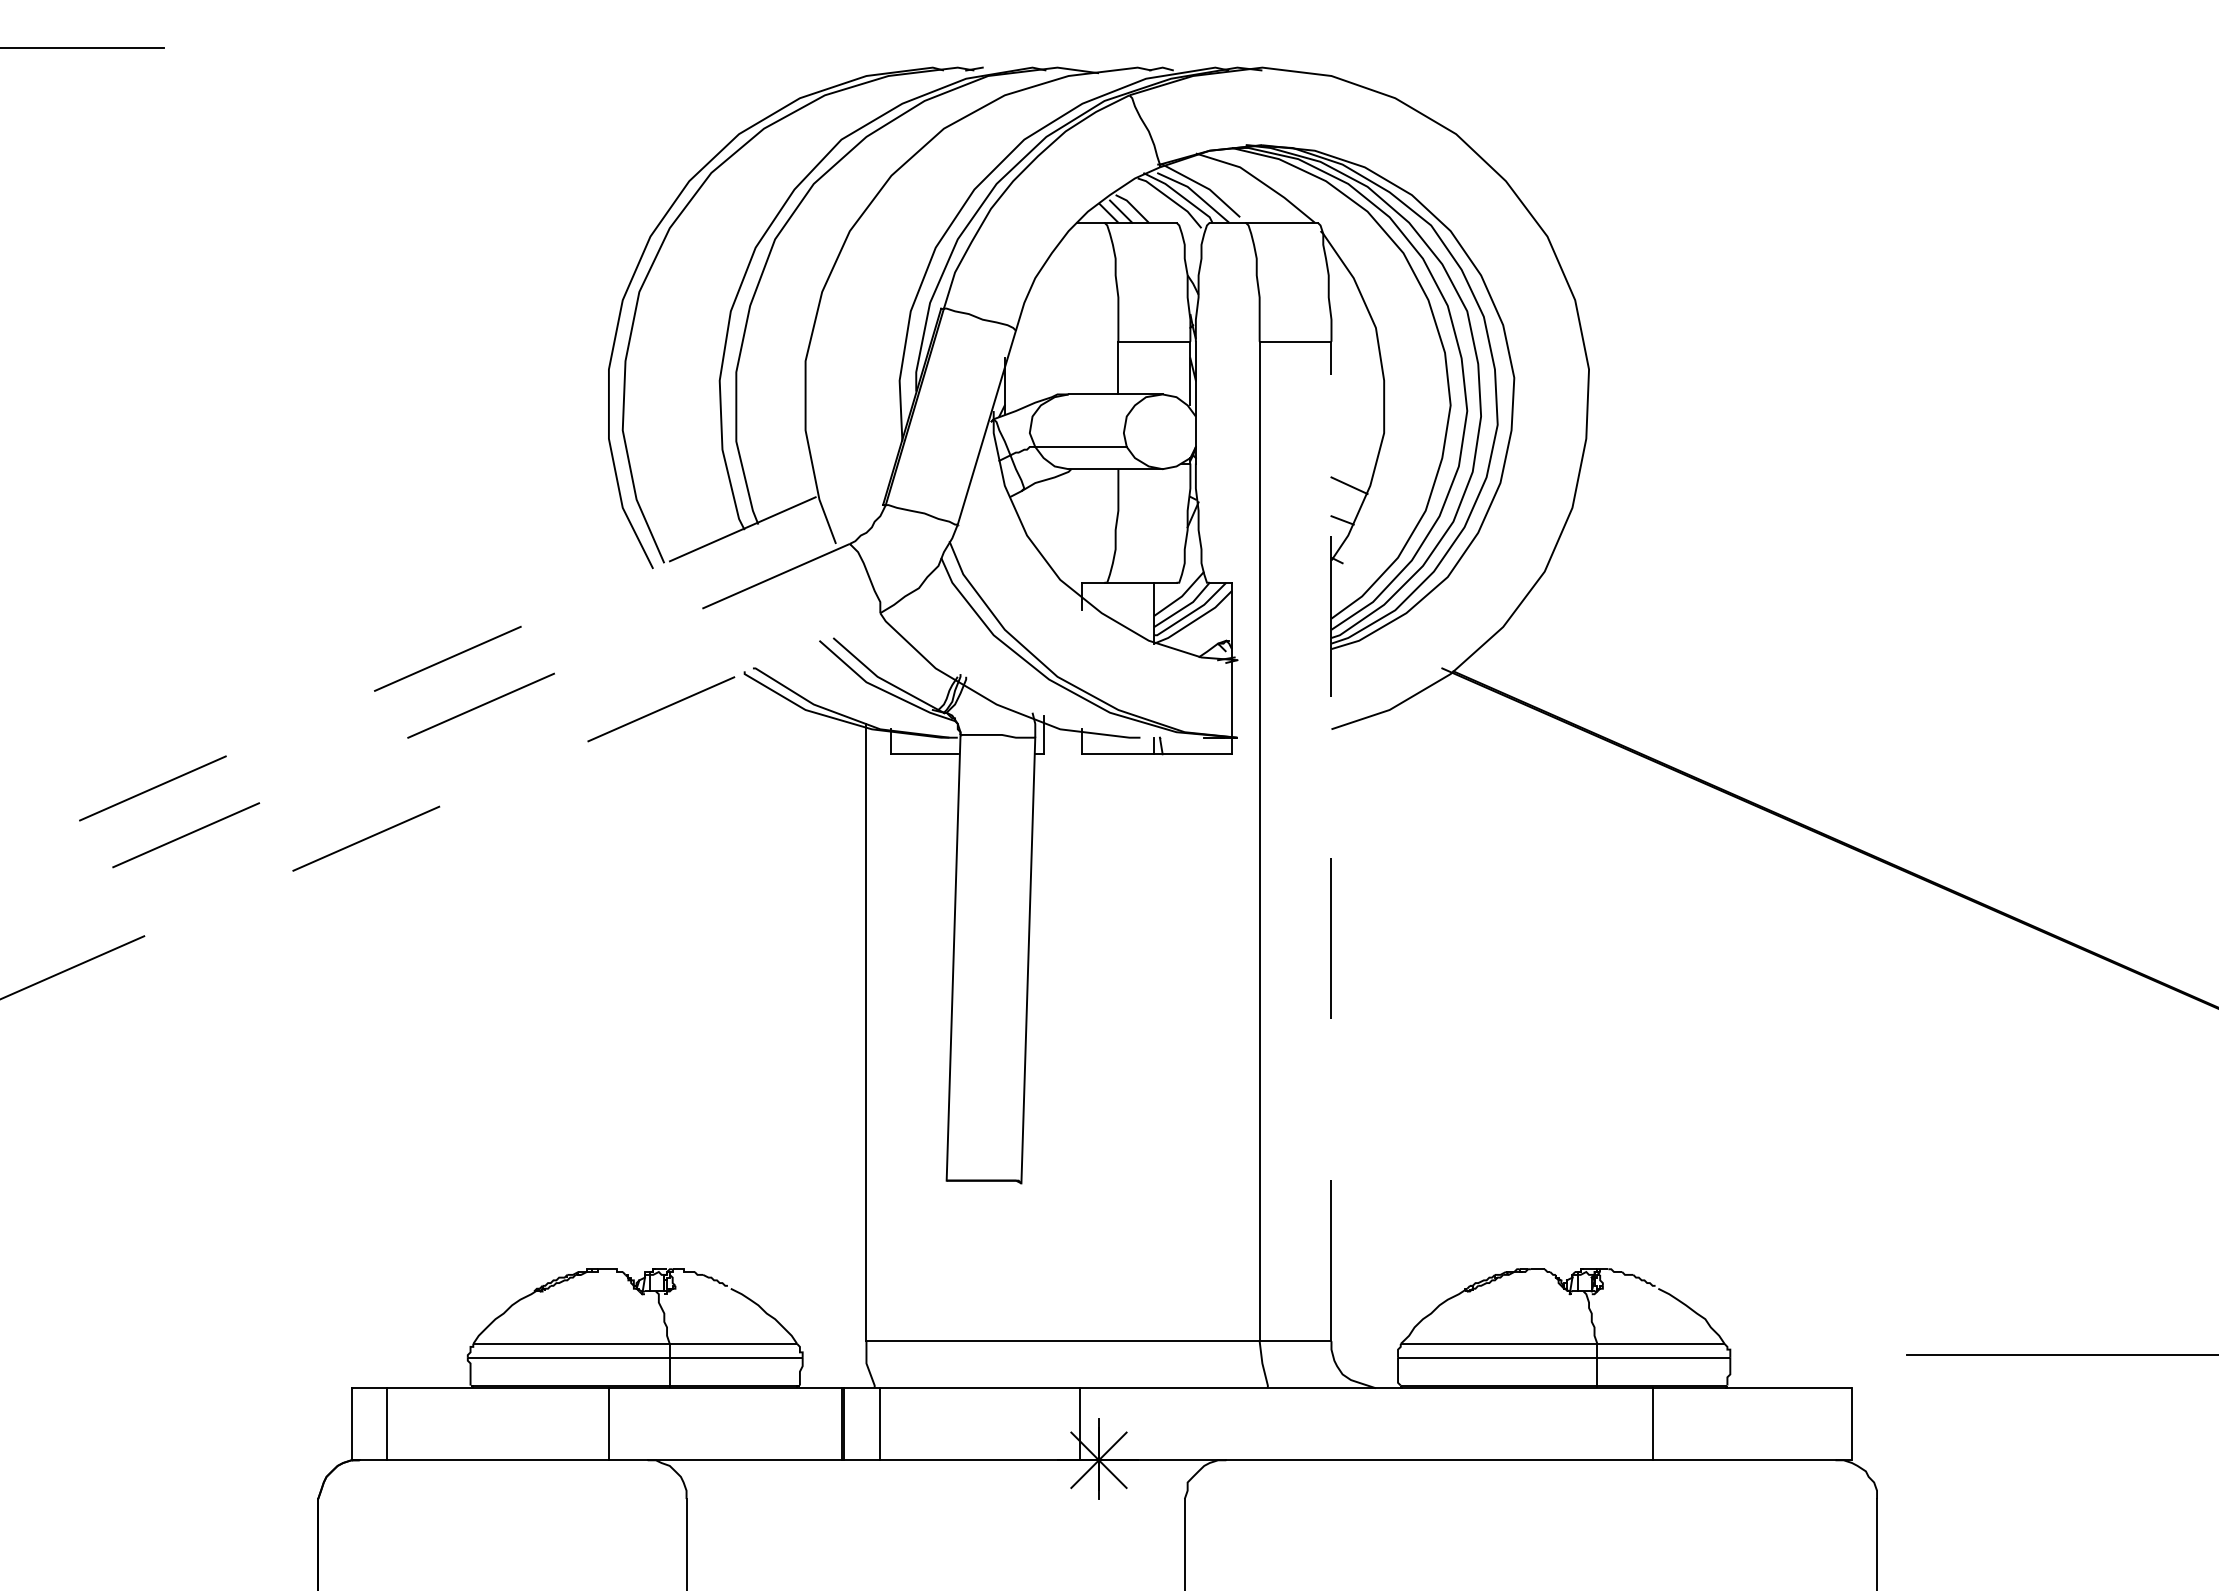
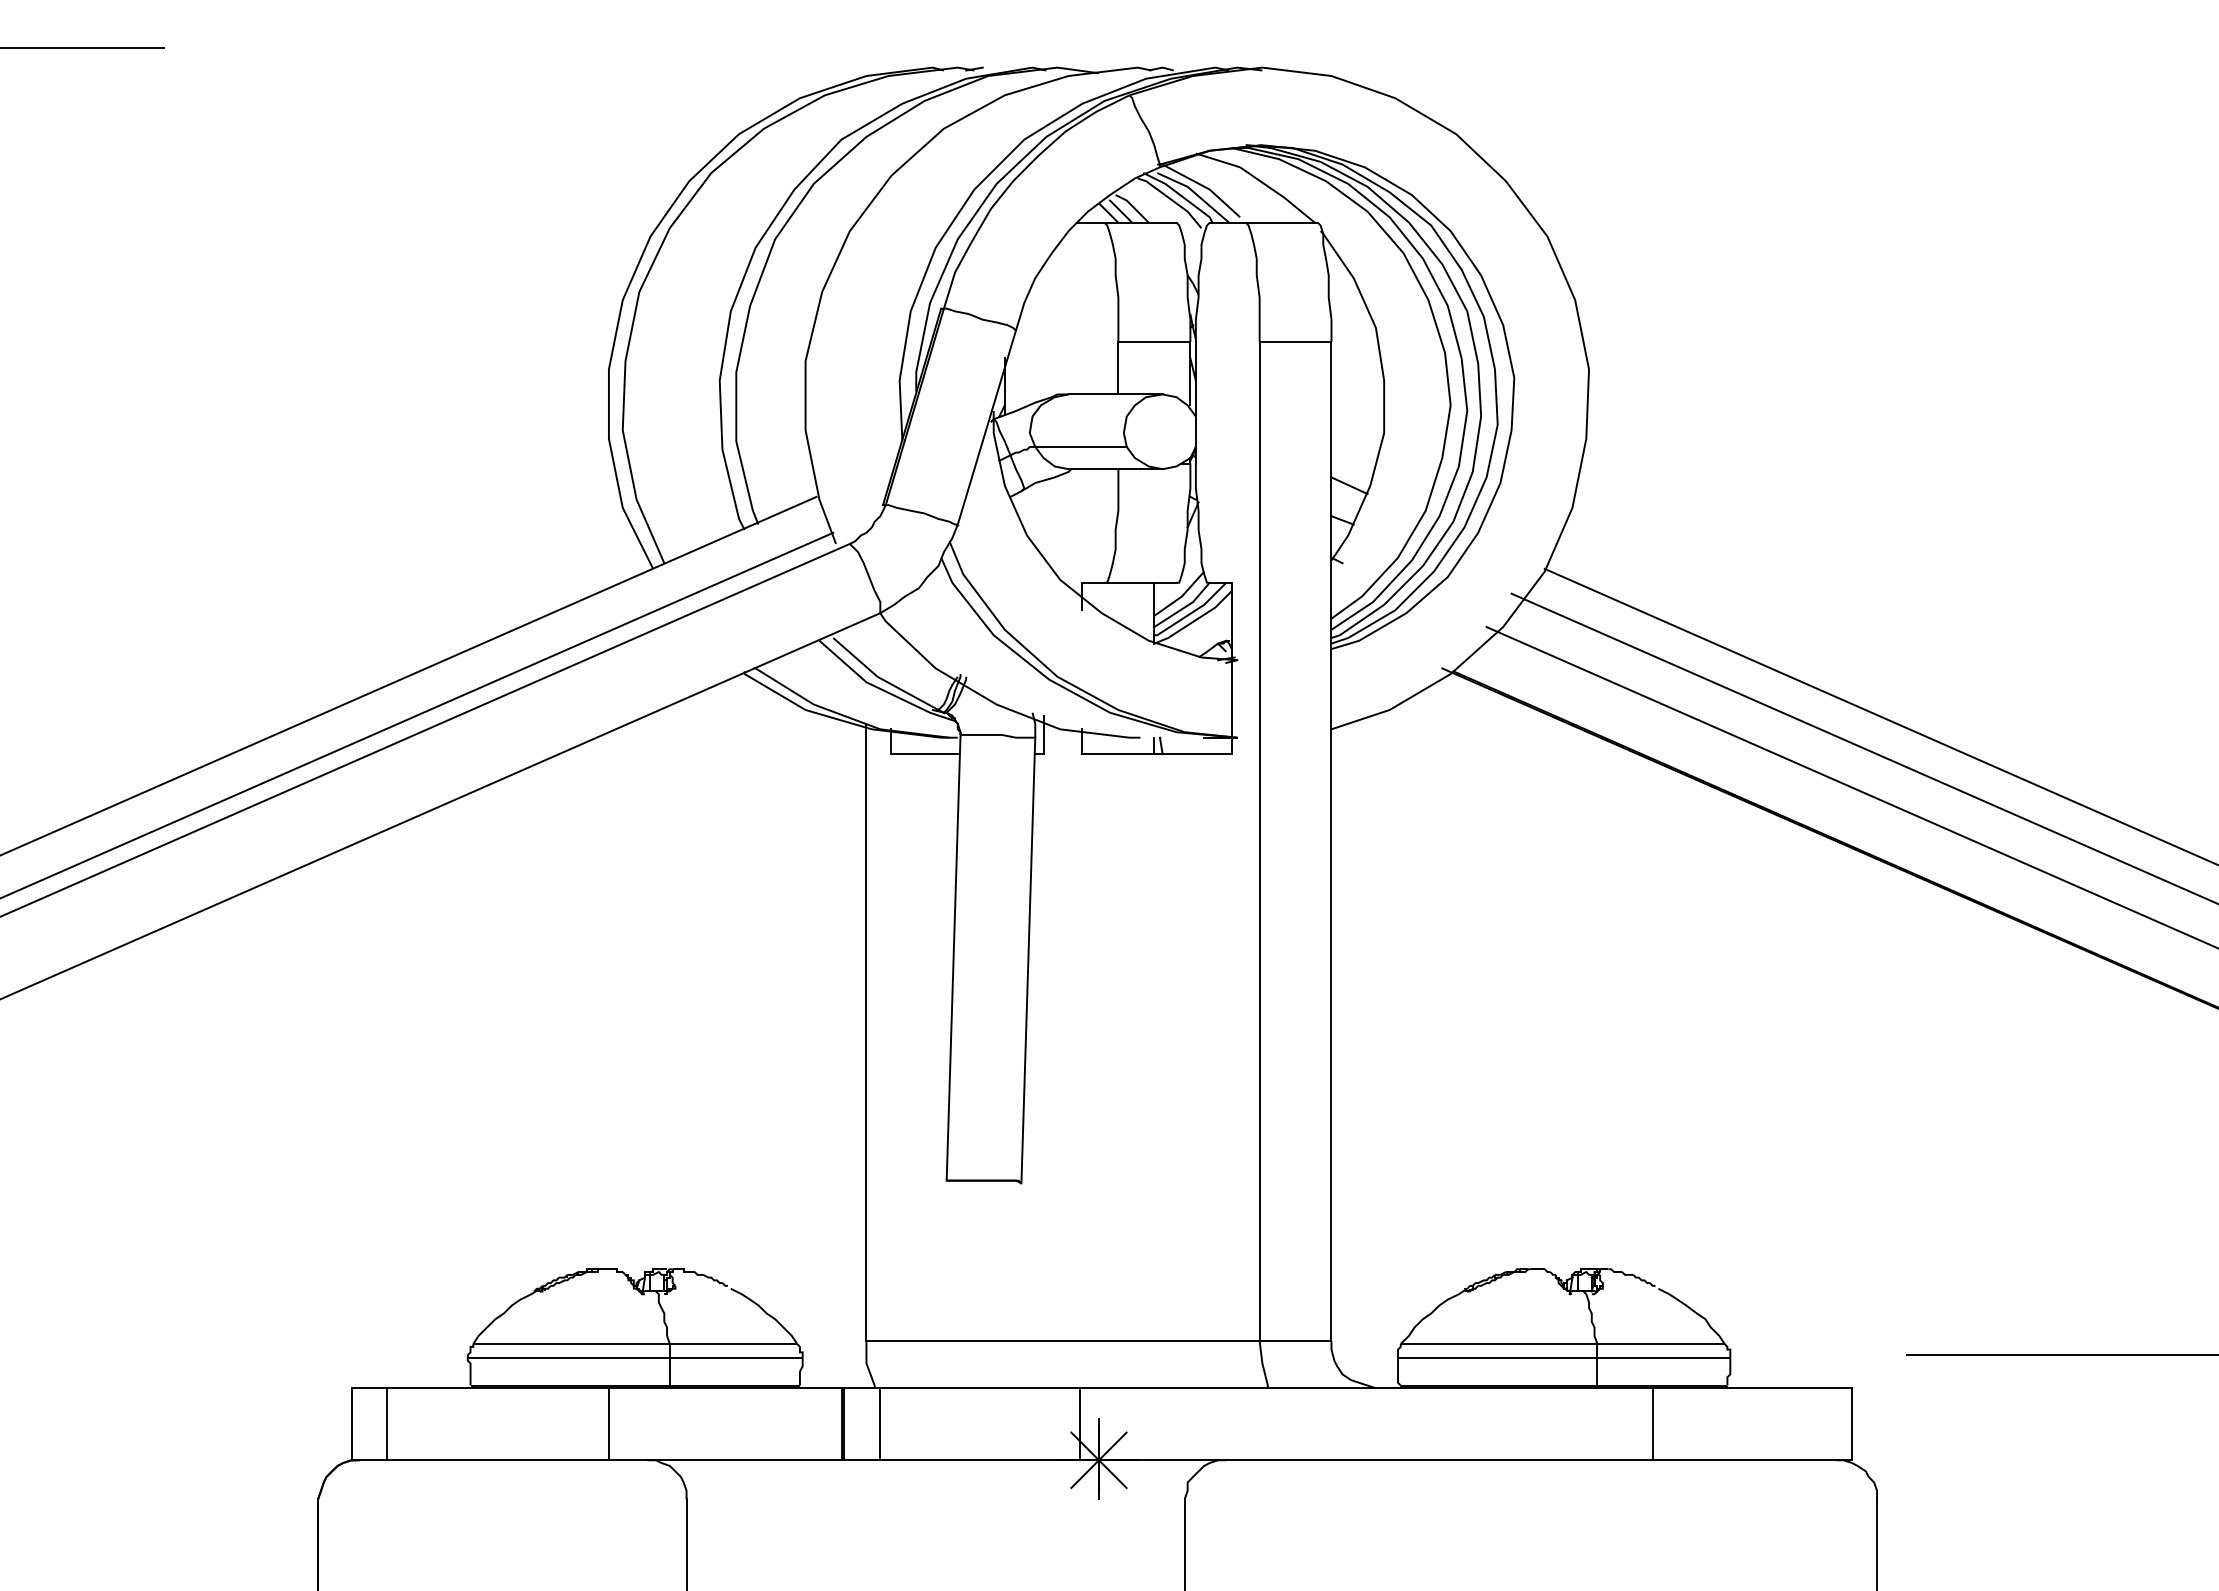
line: dashed -> solid (408, 676)
line: none -> present (417, 714)
line: none -> present (1879, 716)
line: dashed -> solid (425, 730)
line: none -> present (1863, 747)
line: none -> present (1850, 787)
line: dashed -> solid (440, 806)
line: dashed -> solid (1331, 841)
